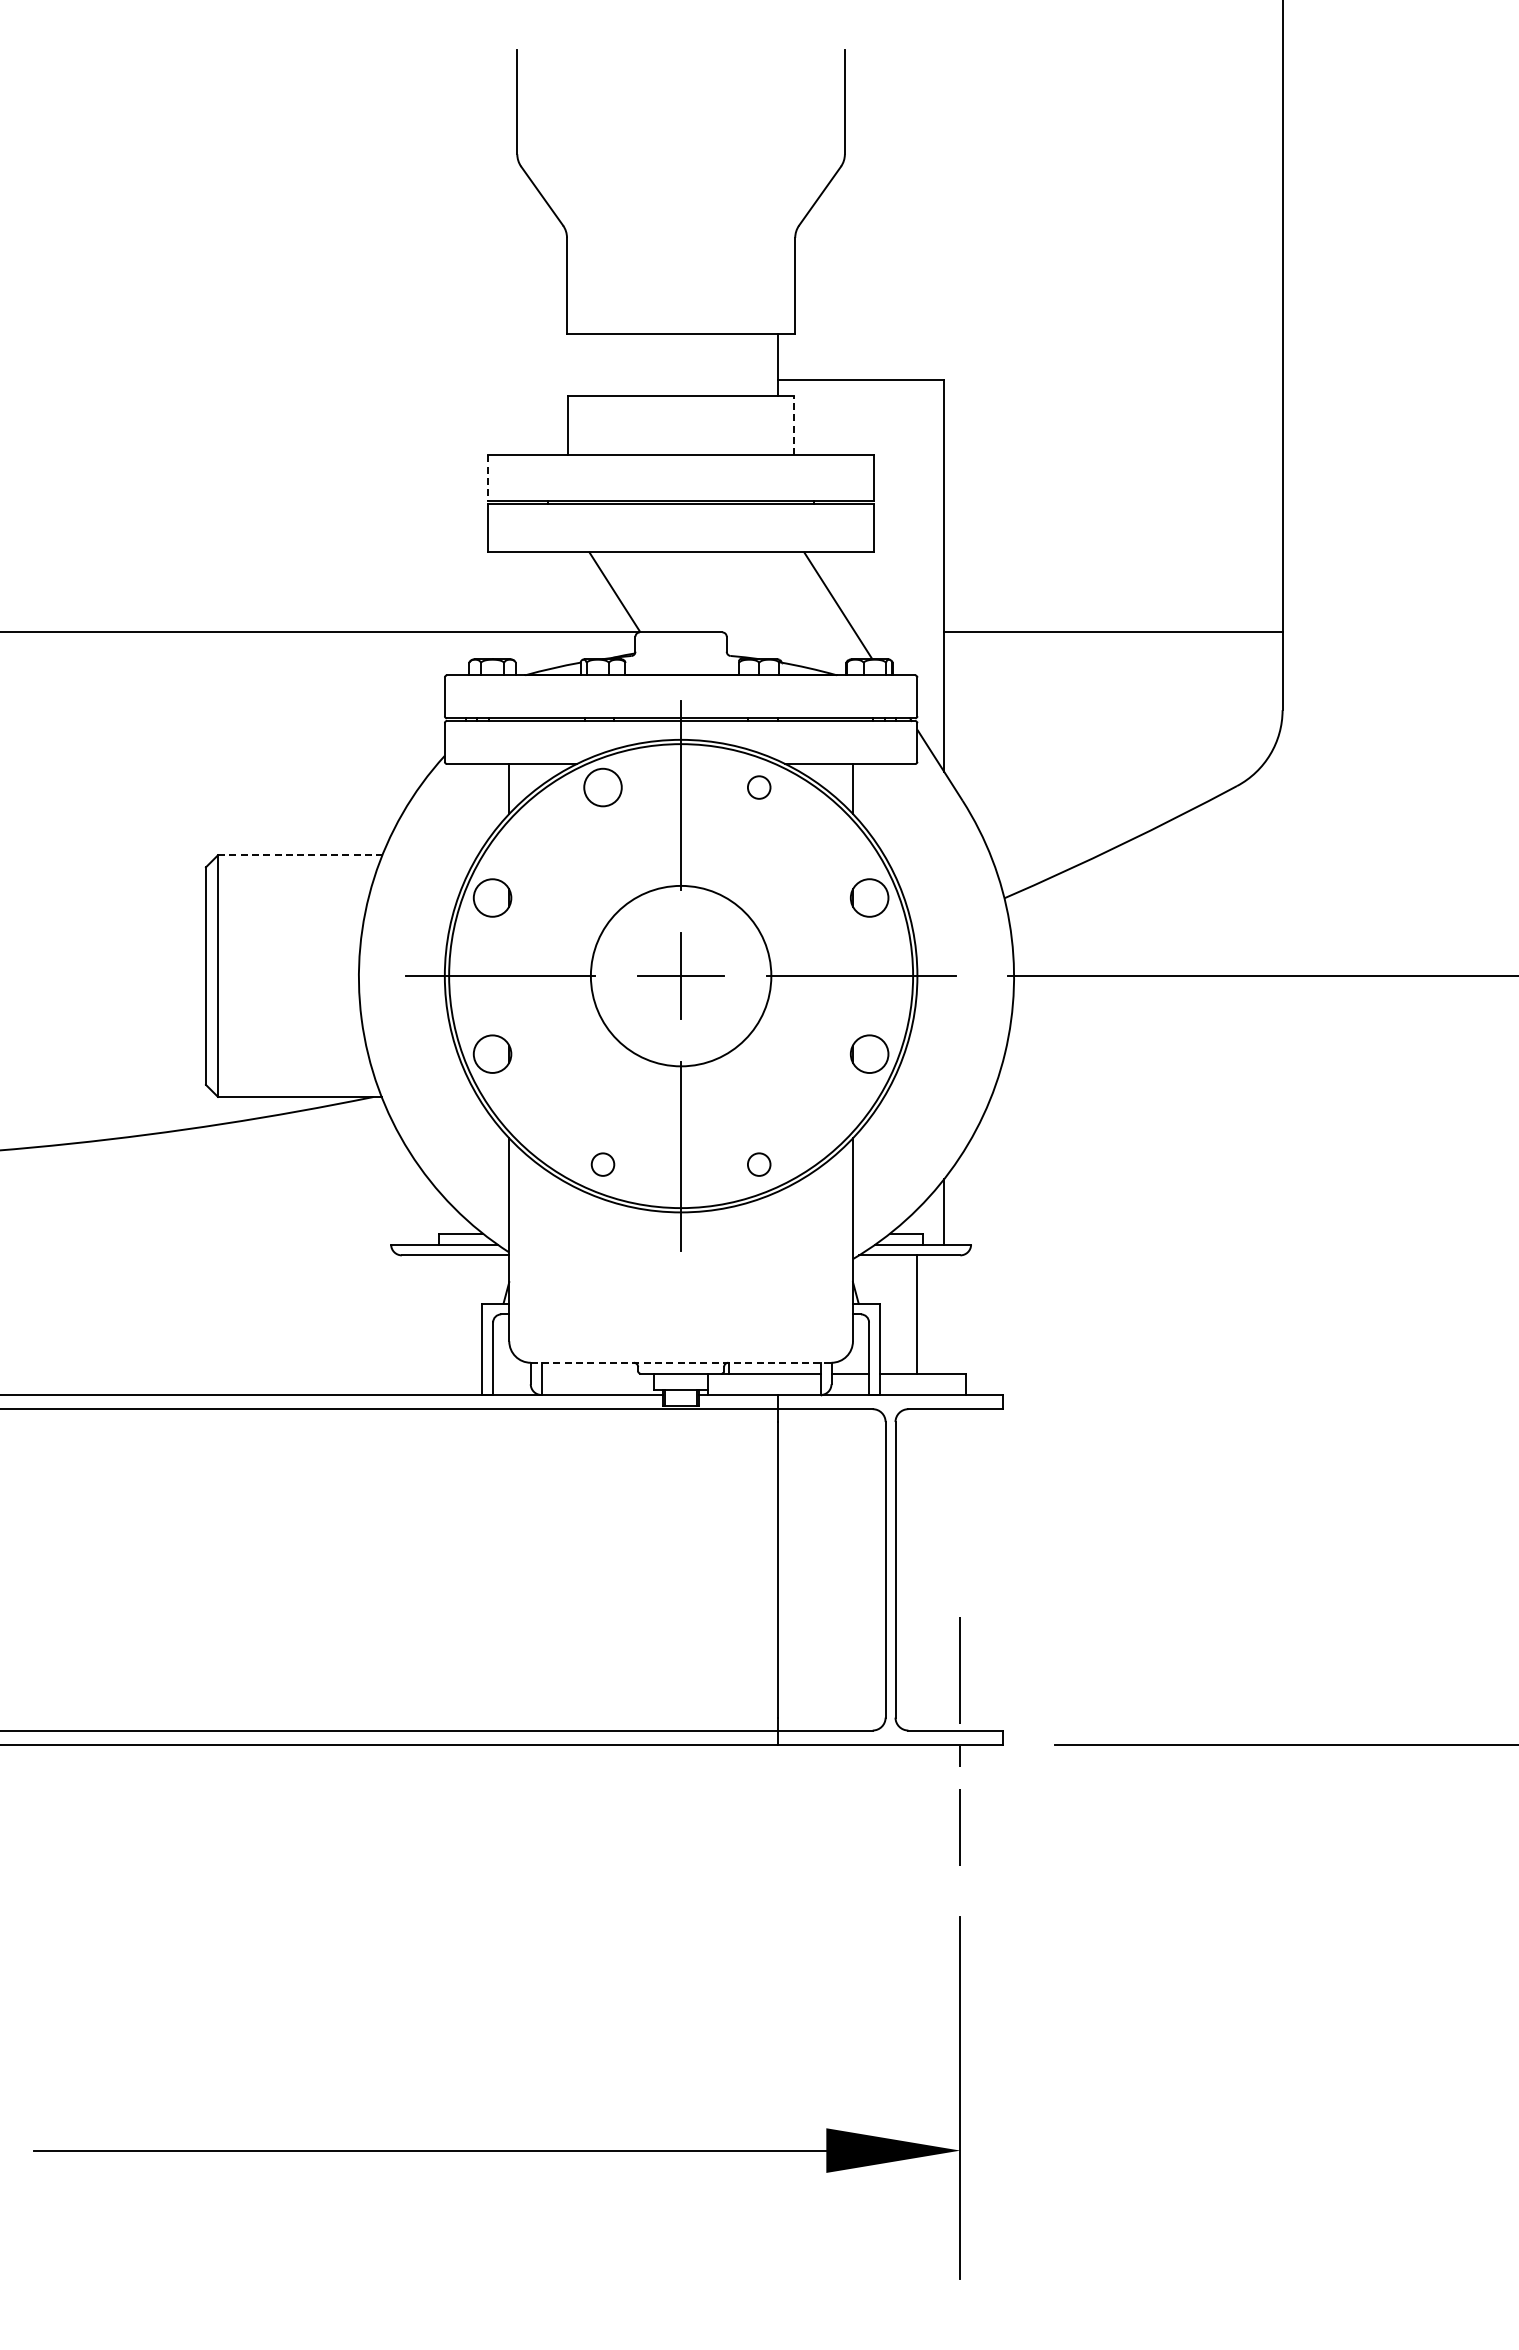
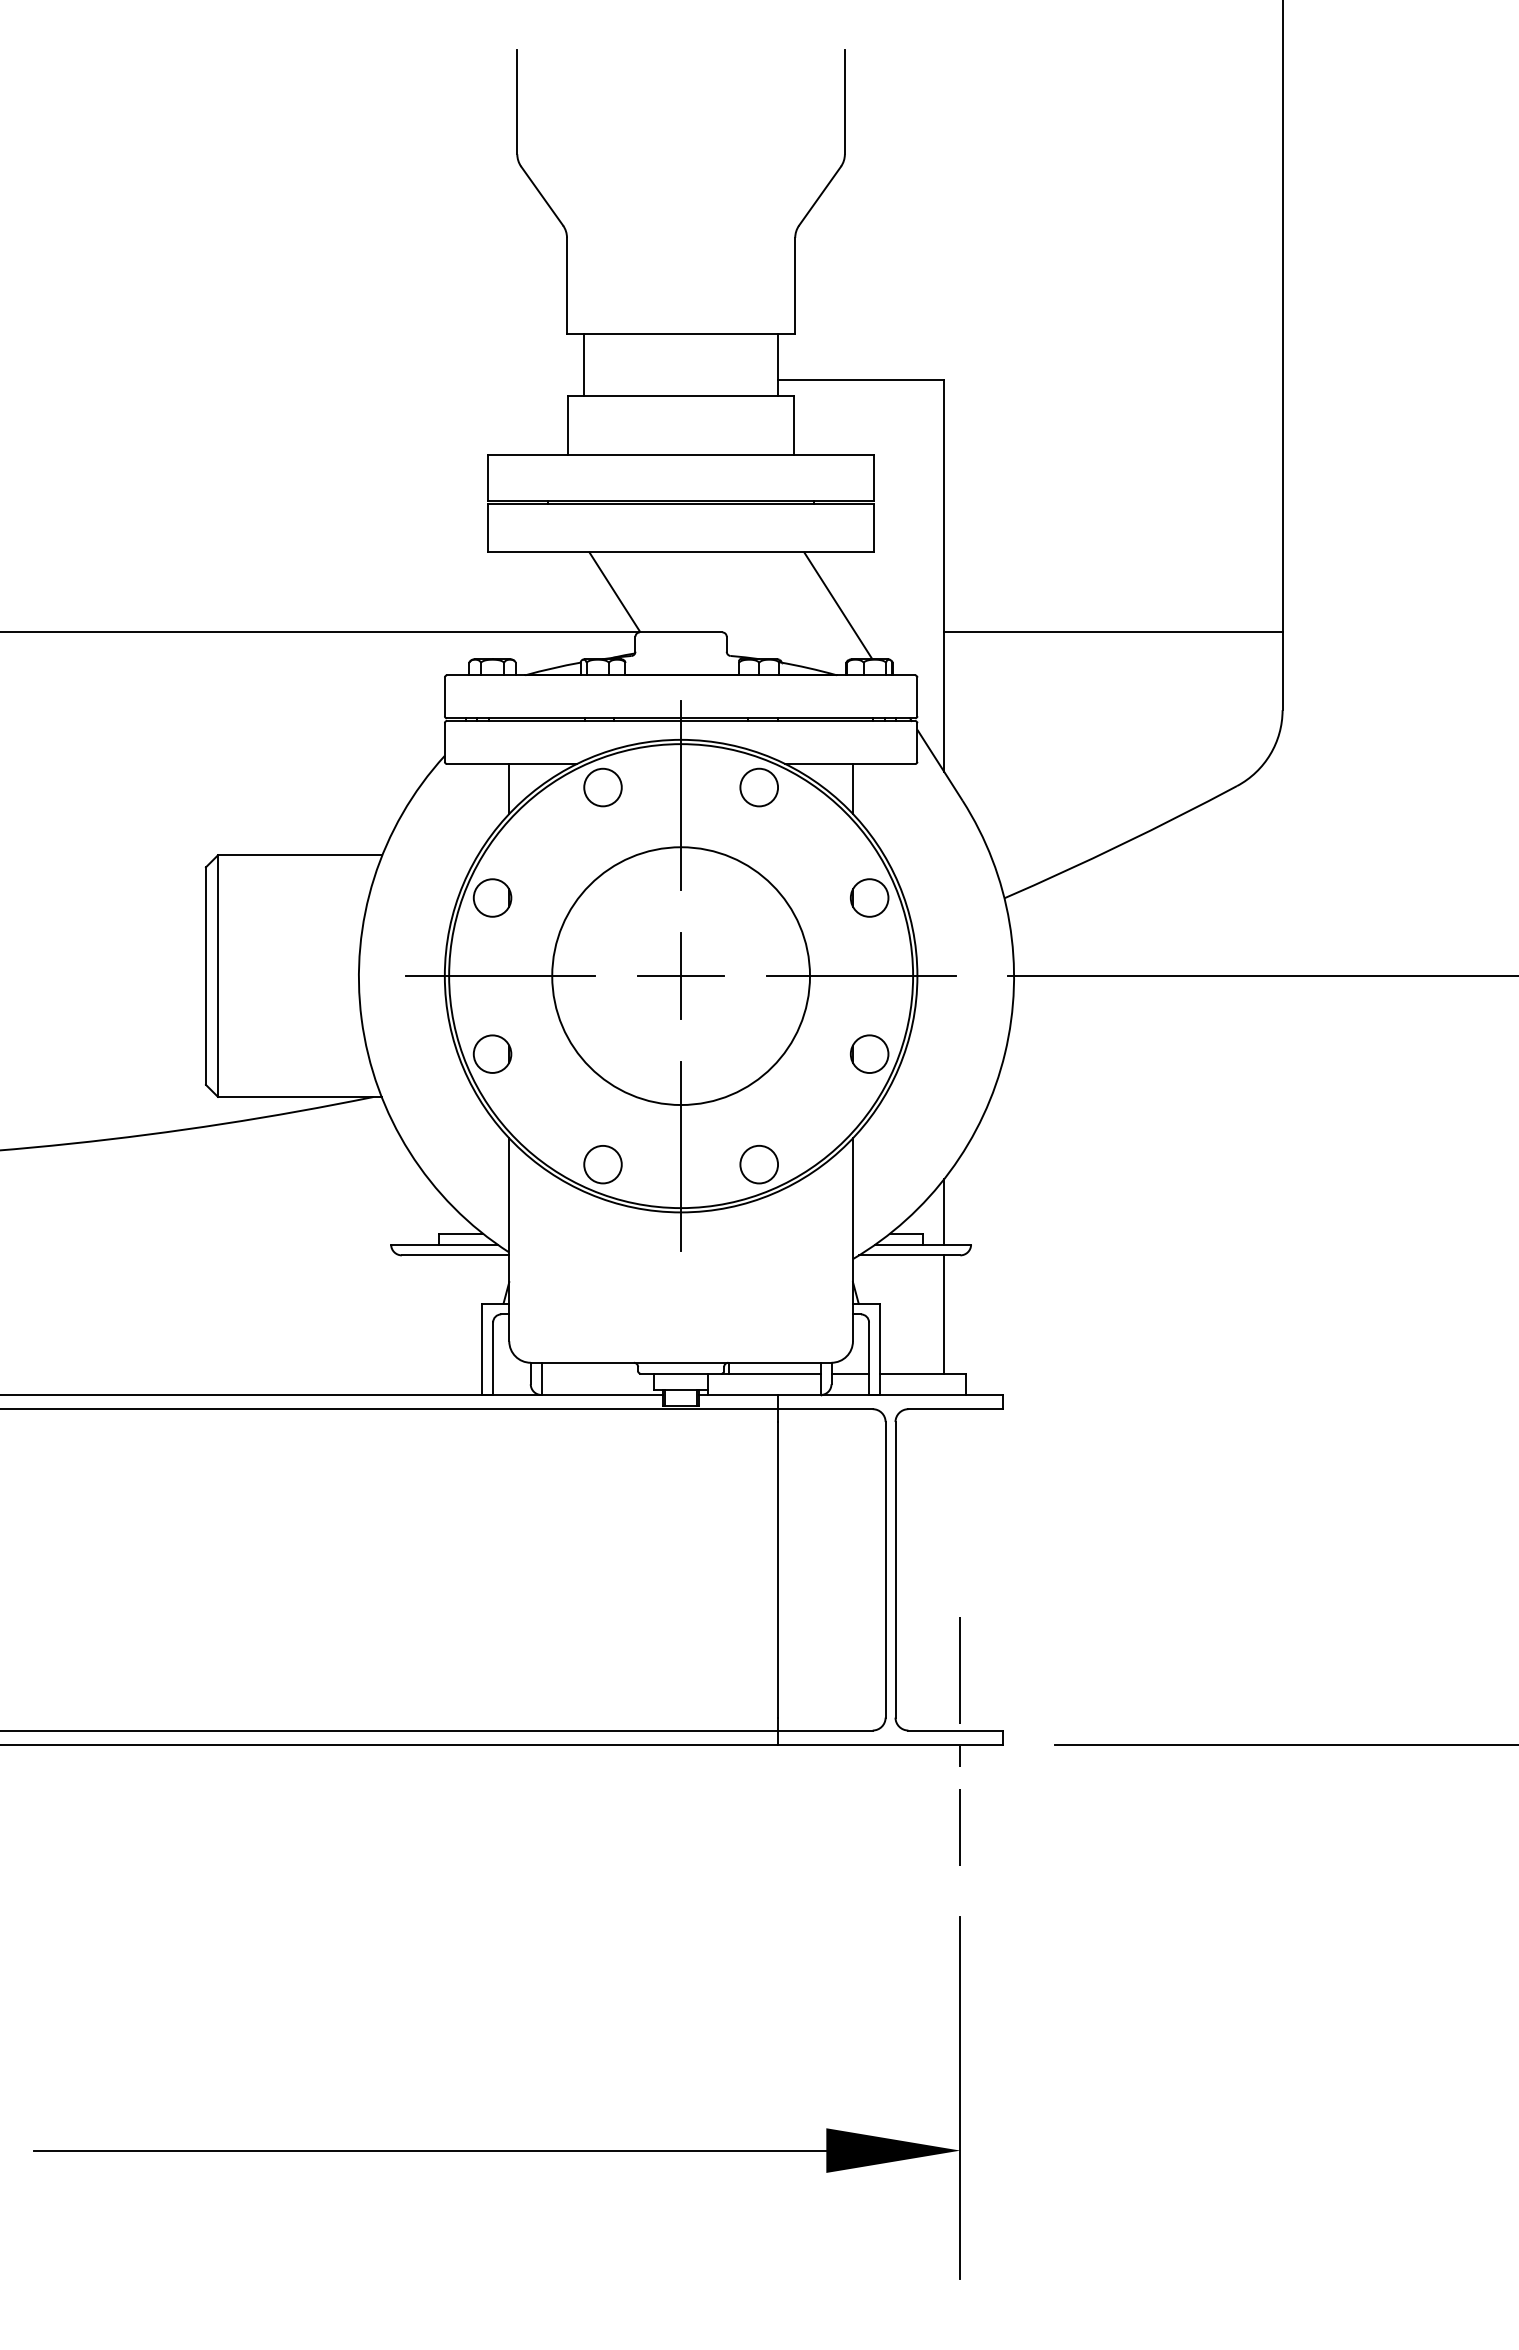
line: none -> present (584, 365)
line: dashed -> solid (793, 425)
line: dashed -> solid (487, 478)
circle diameter: 23 px -> 38 px (759, 787)
line: dashed -> solid (300, 855)
circle diameter: 180 px -> 258 px (681, 976)
circle diameter: 23 px -> 38 px (602, 1164)
circle diameter: 23 px -> 38 px (759, 1164)
line position: (917, 1314) -> (944, 1314) (944, 1314)
line: dashed -> solid (681, 1362)
